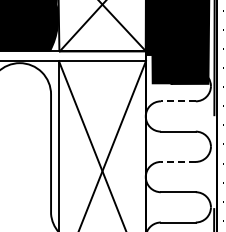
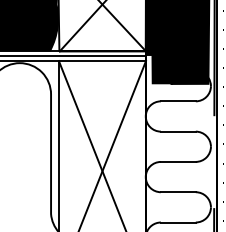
line: none -> present (74, 56)
line: dashed -> solid (177, 101)
line: dashed -> solid (177, 161)
